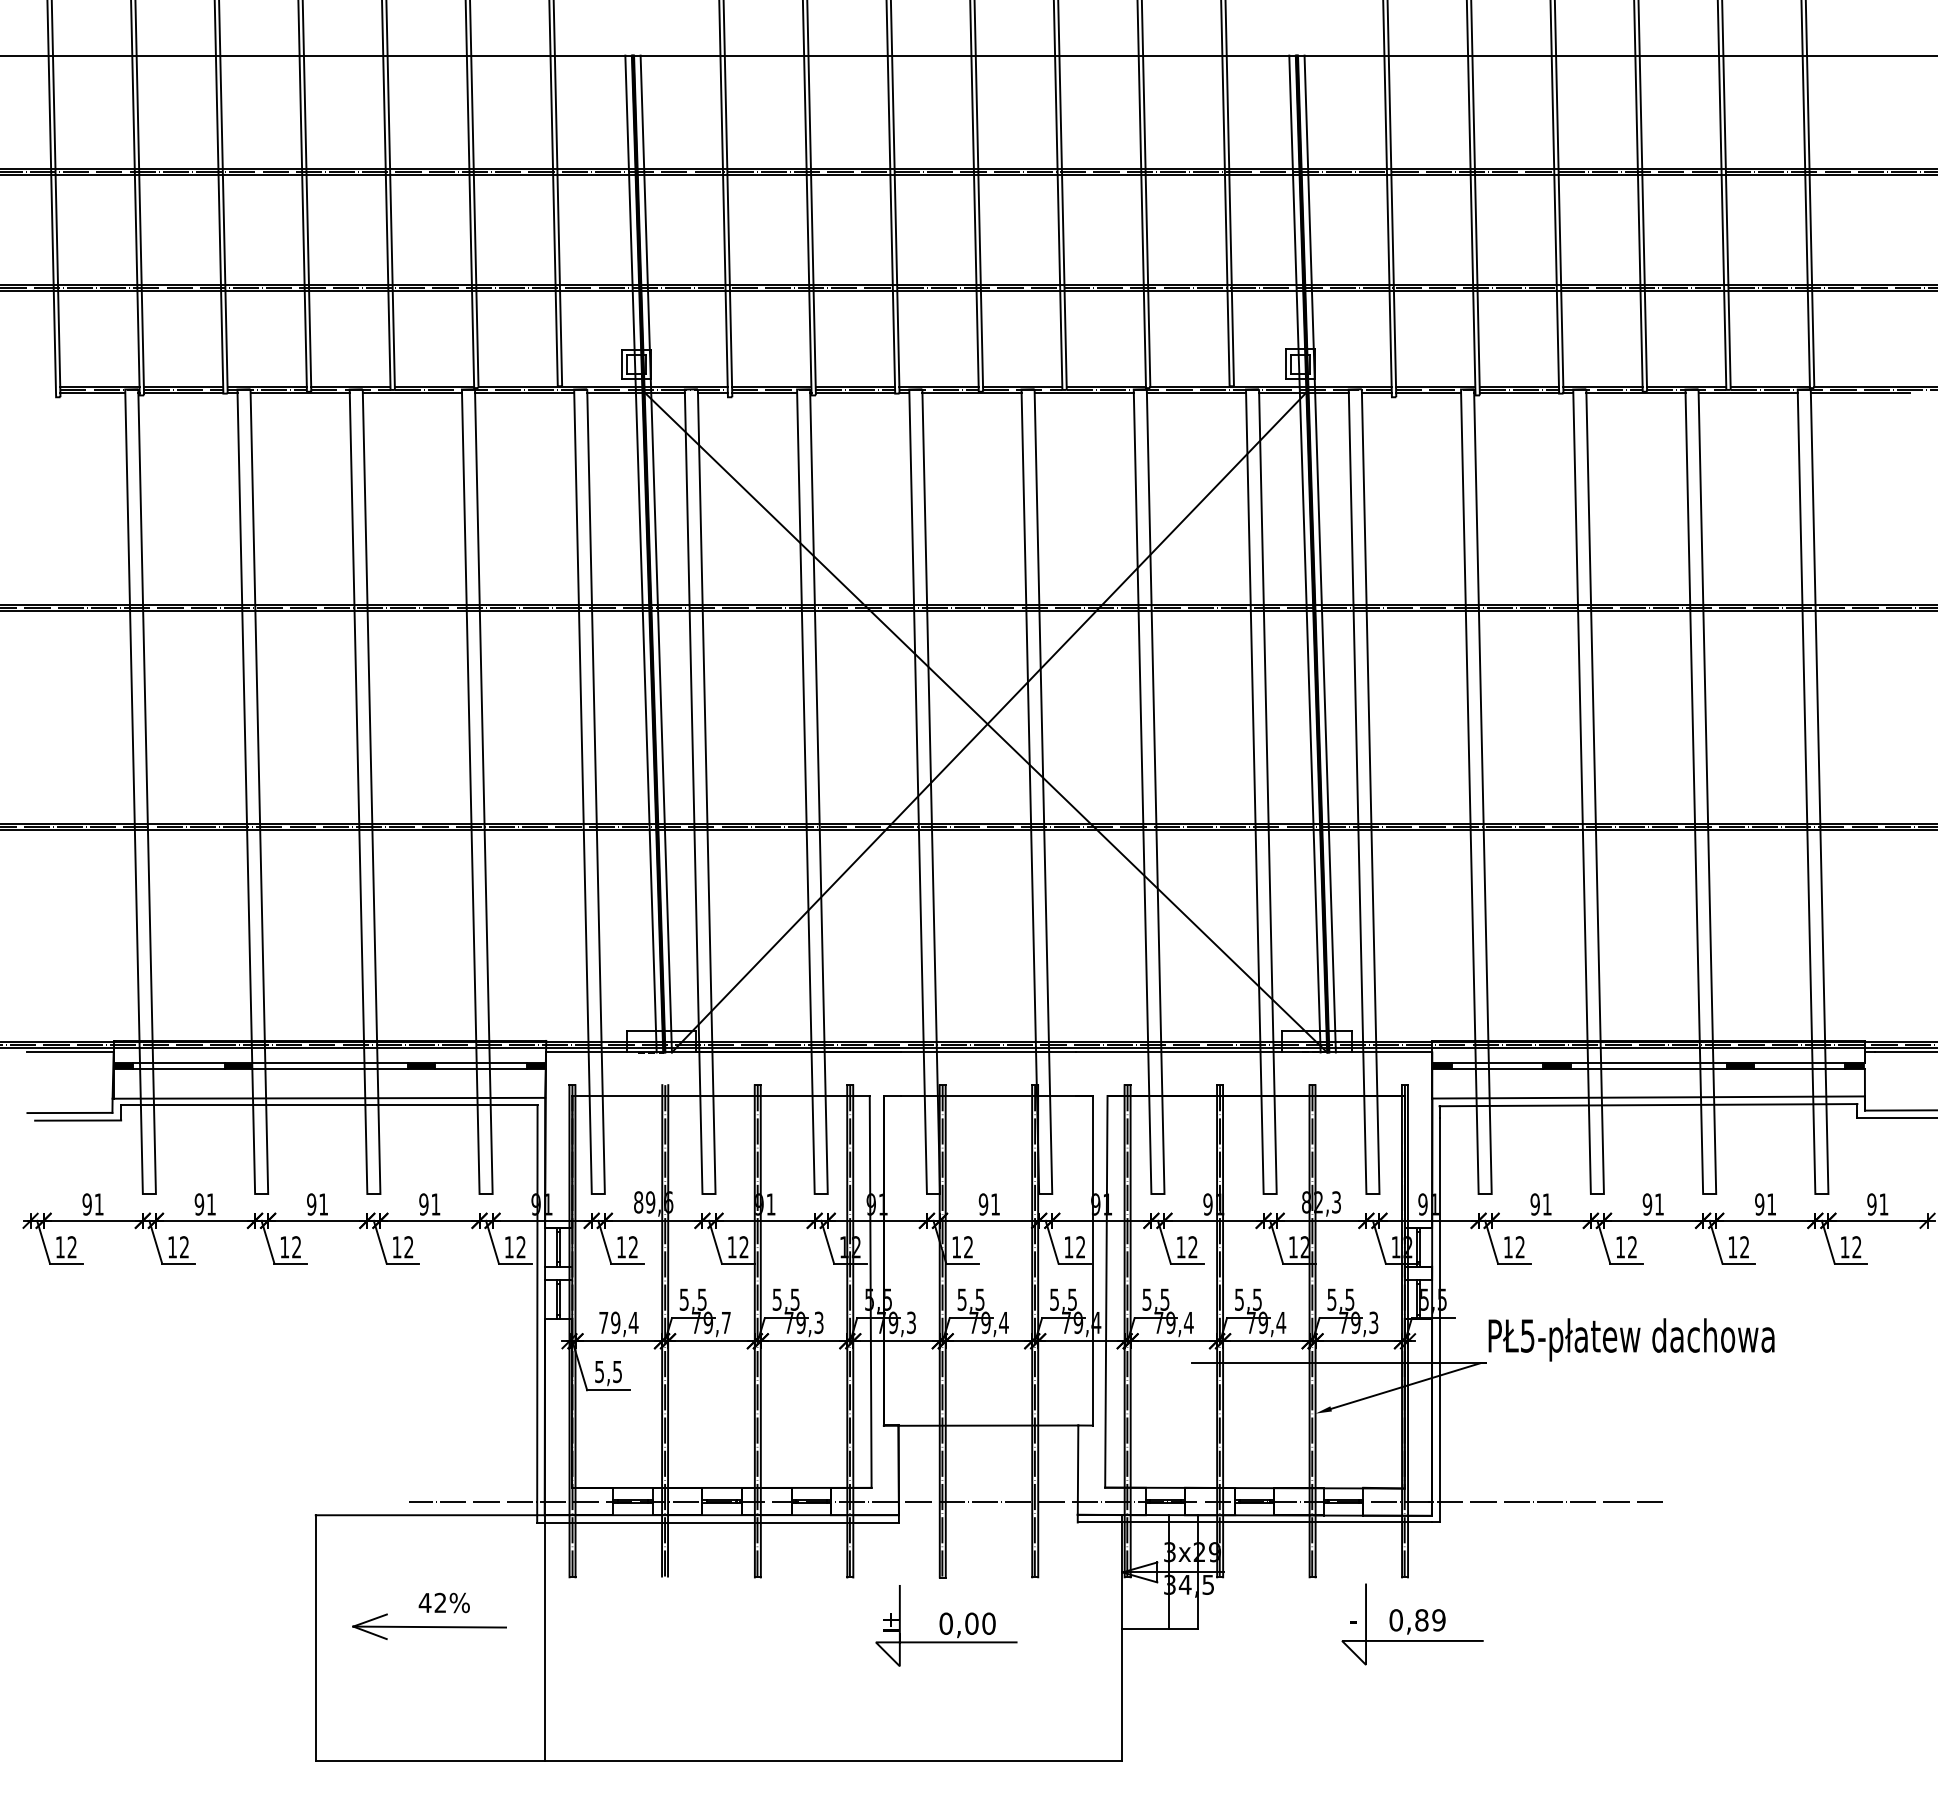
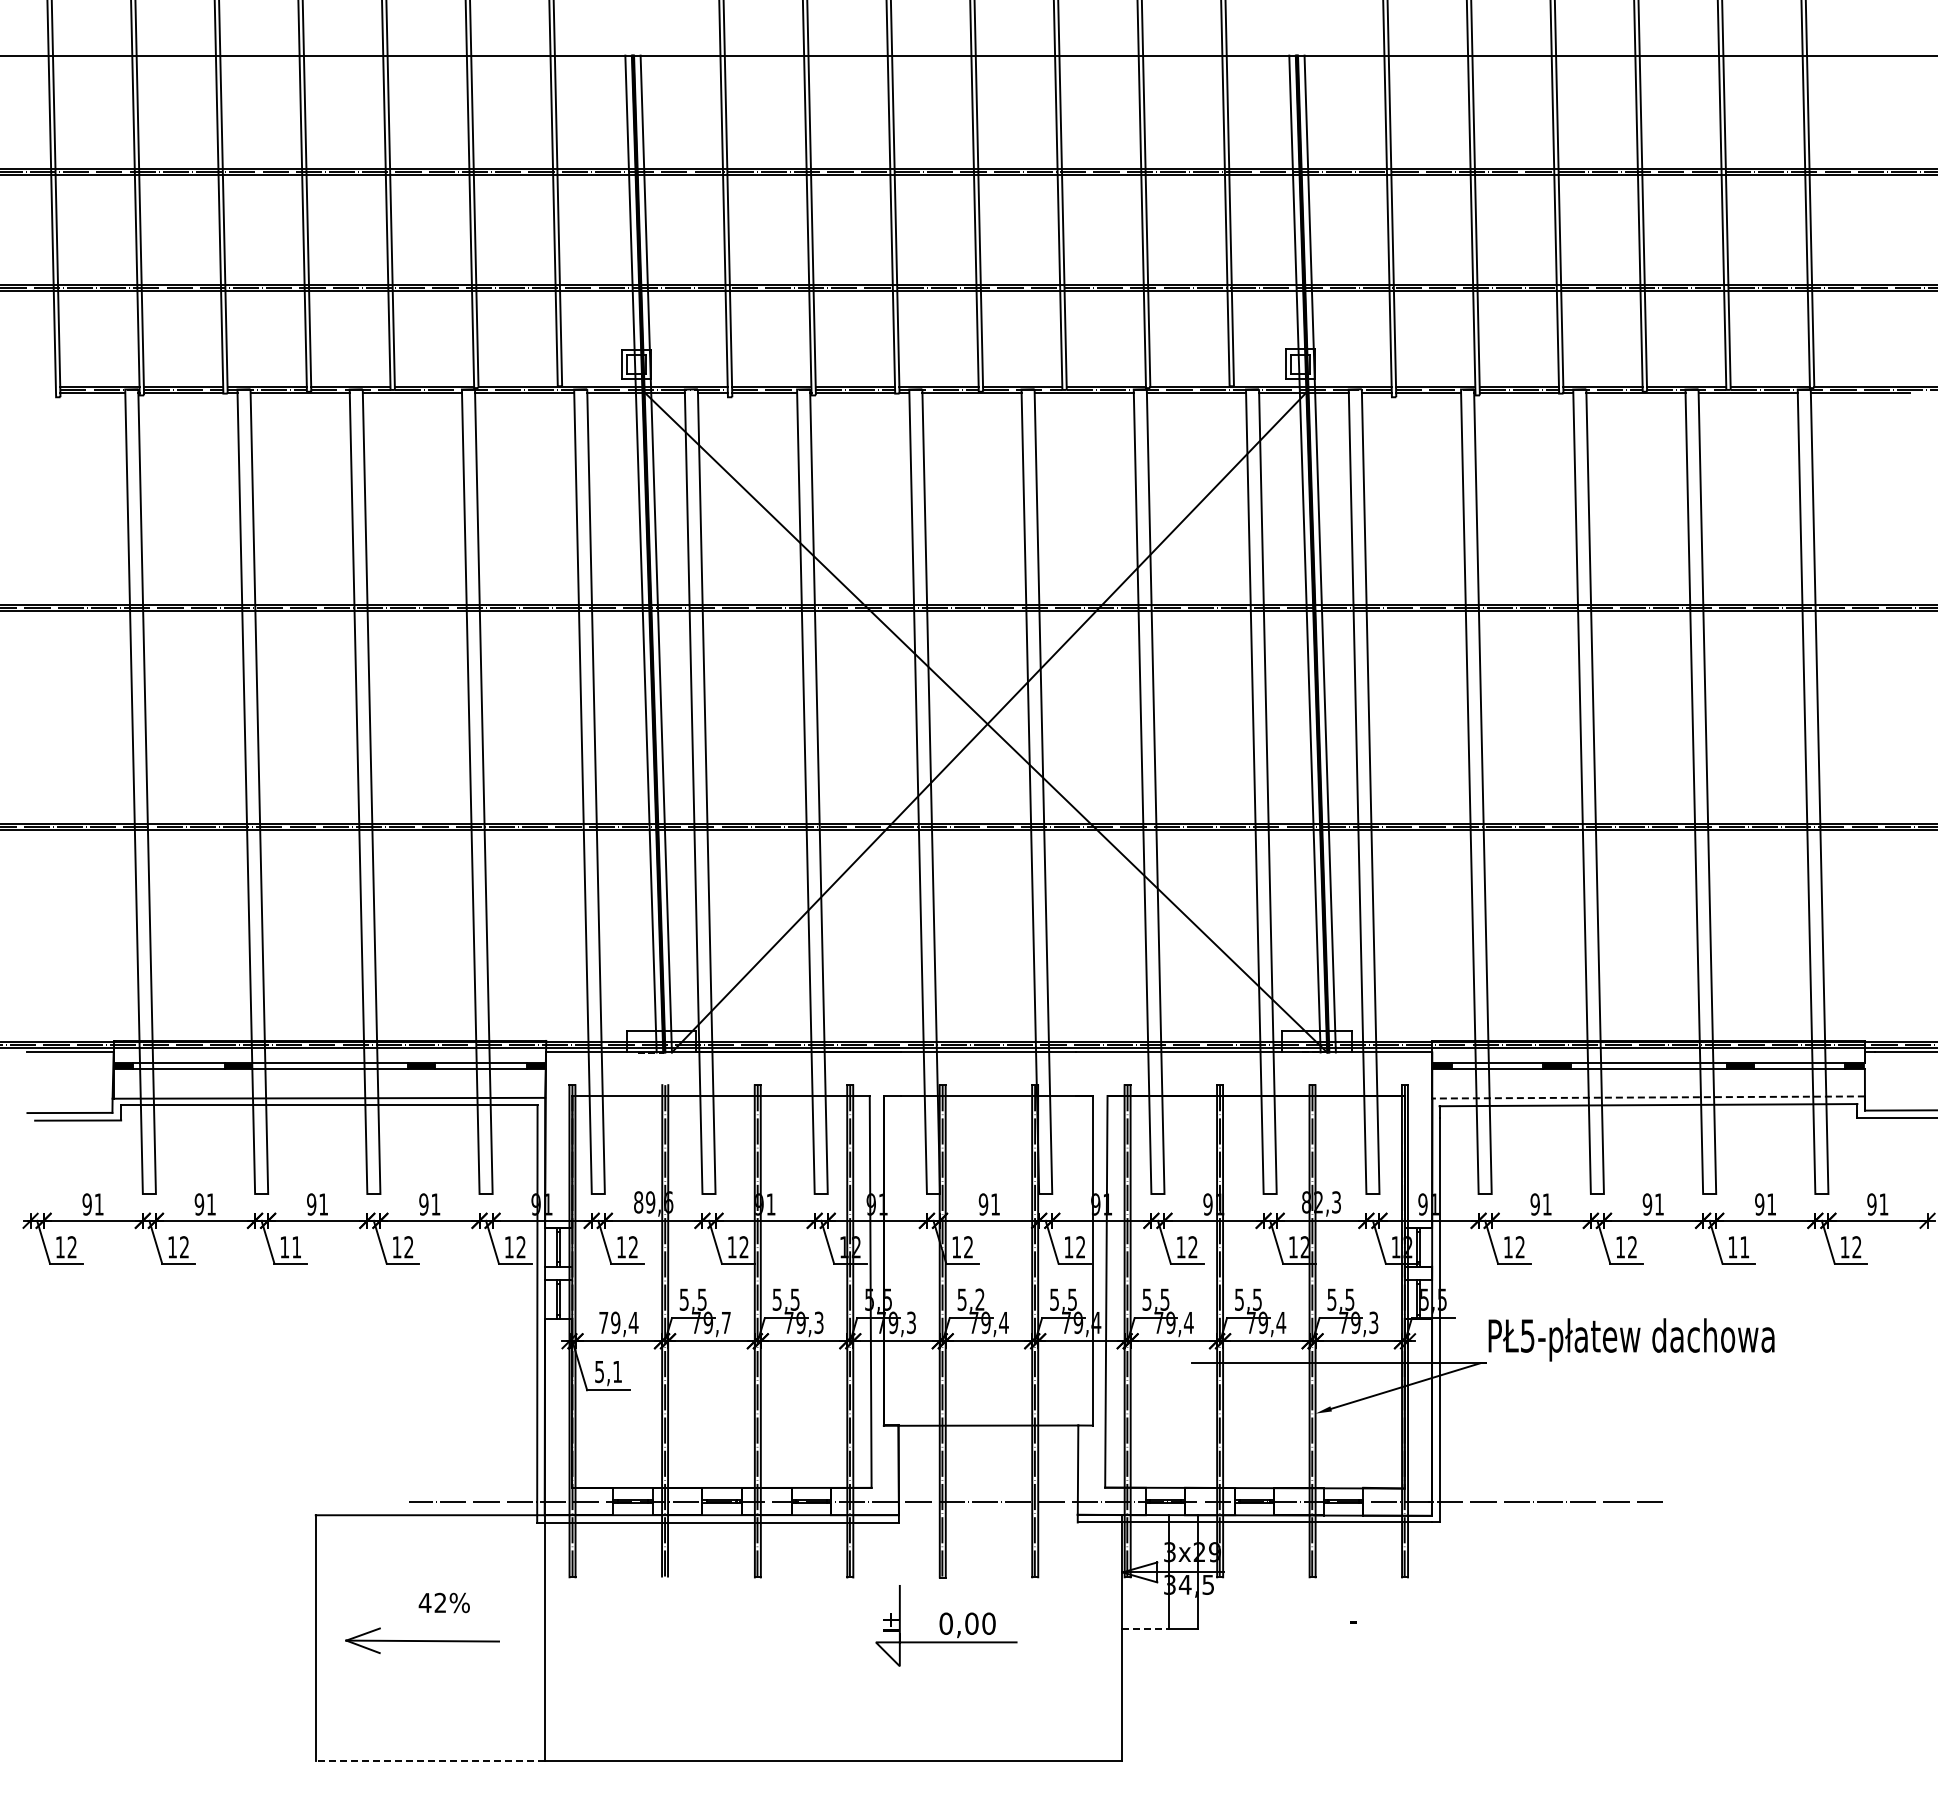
line: solid -> dashed (1648, 1097)
text: 12 -> 11 (296, 1247)
text: 12 -> 11 (1744, 1247)
text: 5,5 -> 5,2 (979, 1299)
text: 5,5 -> 5,1 (617, 1372)
part: present -> none (1412, 1624)
part position: (429, 1626) -> (422, 1640) (422, 1640)
line: solid -> dashed (1146, 1629)
line: solid -> dashed (429, 1761)
